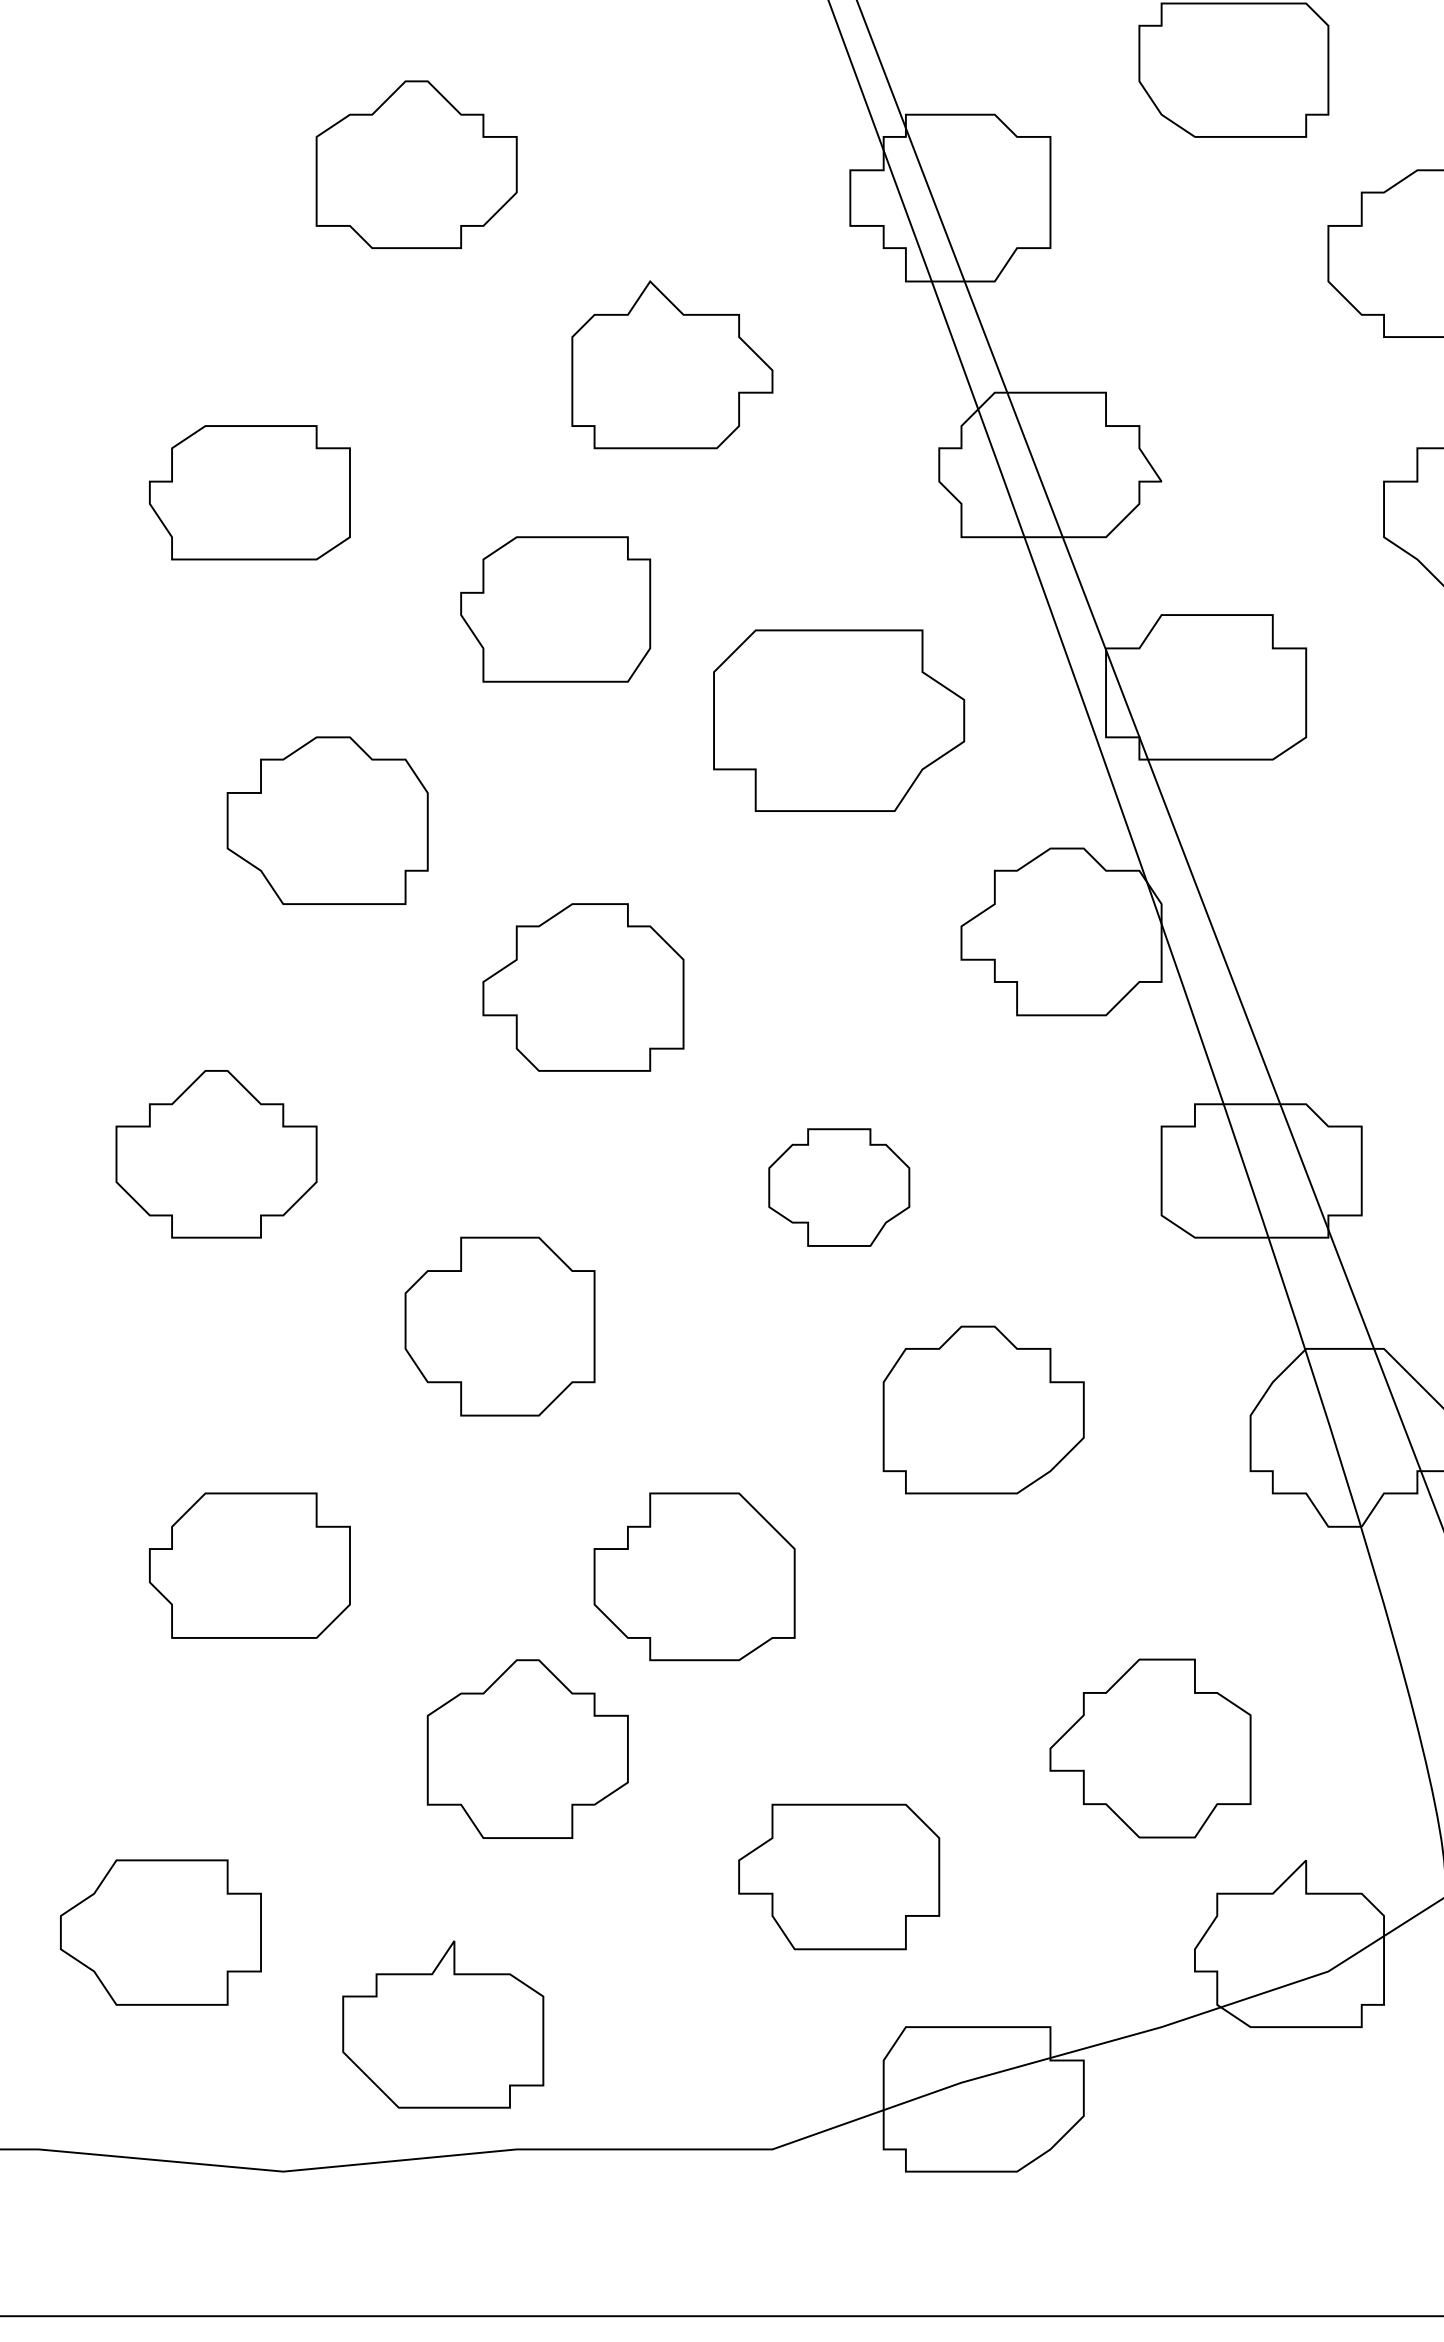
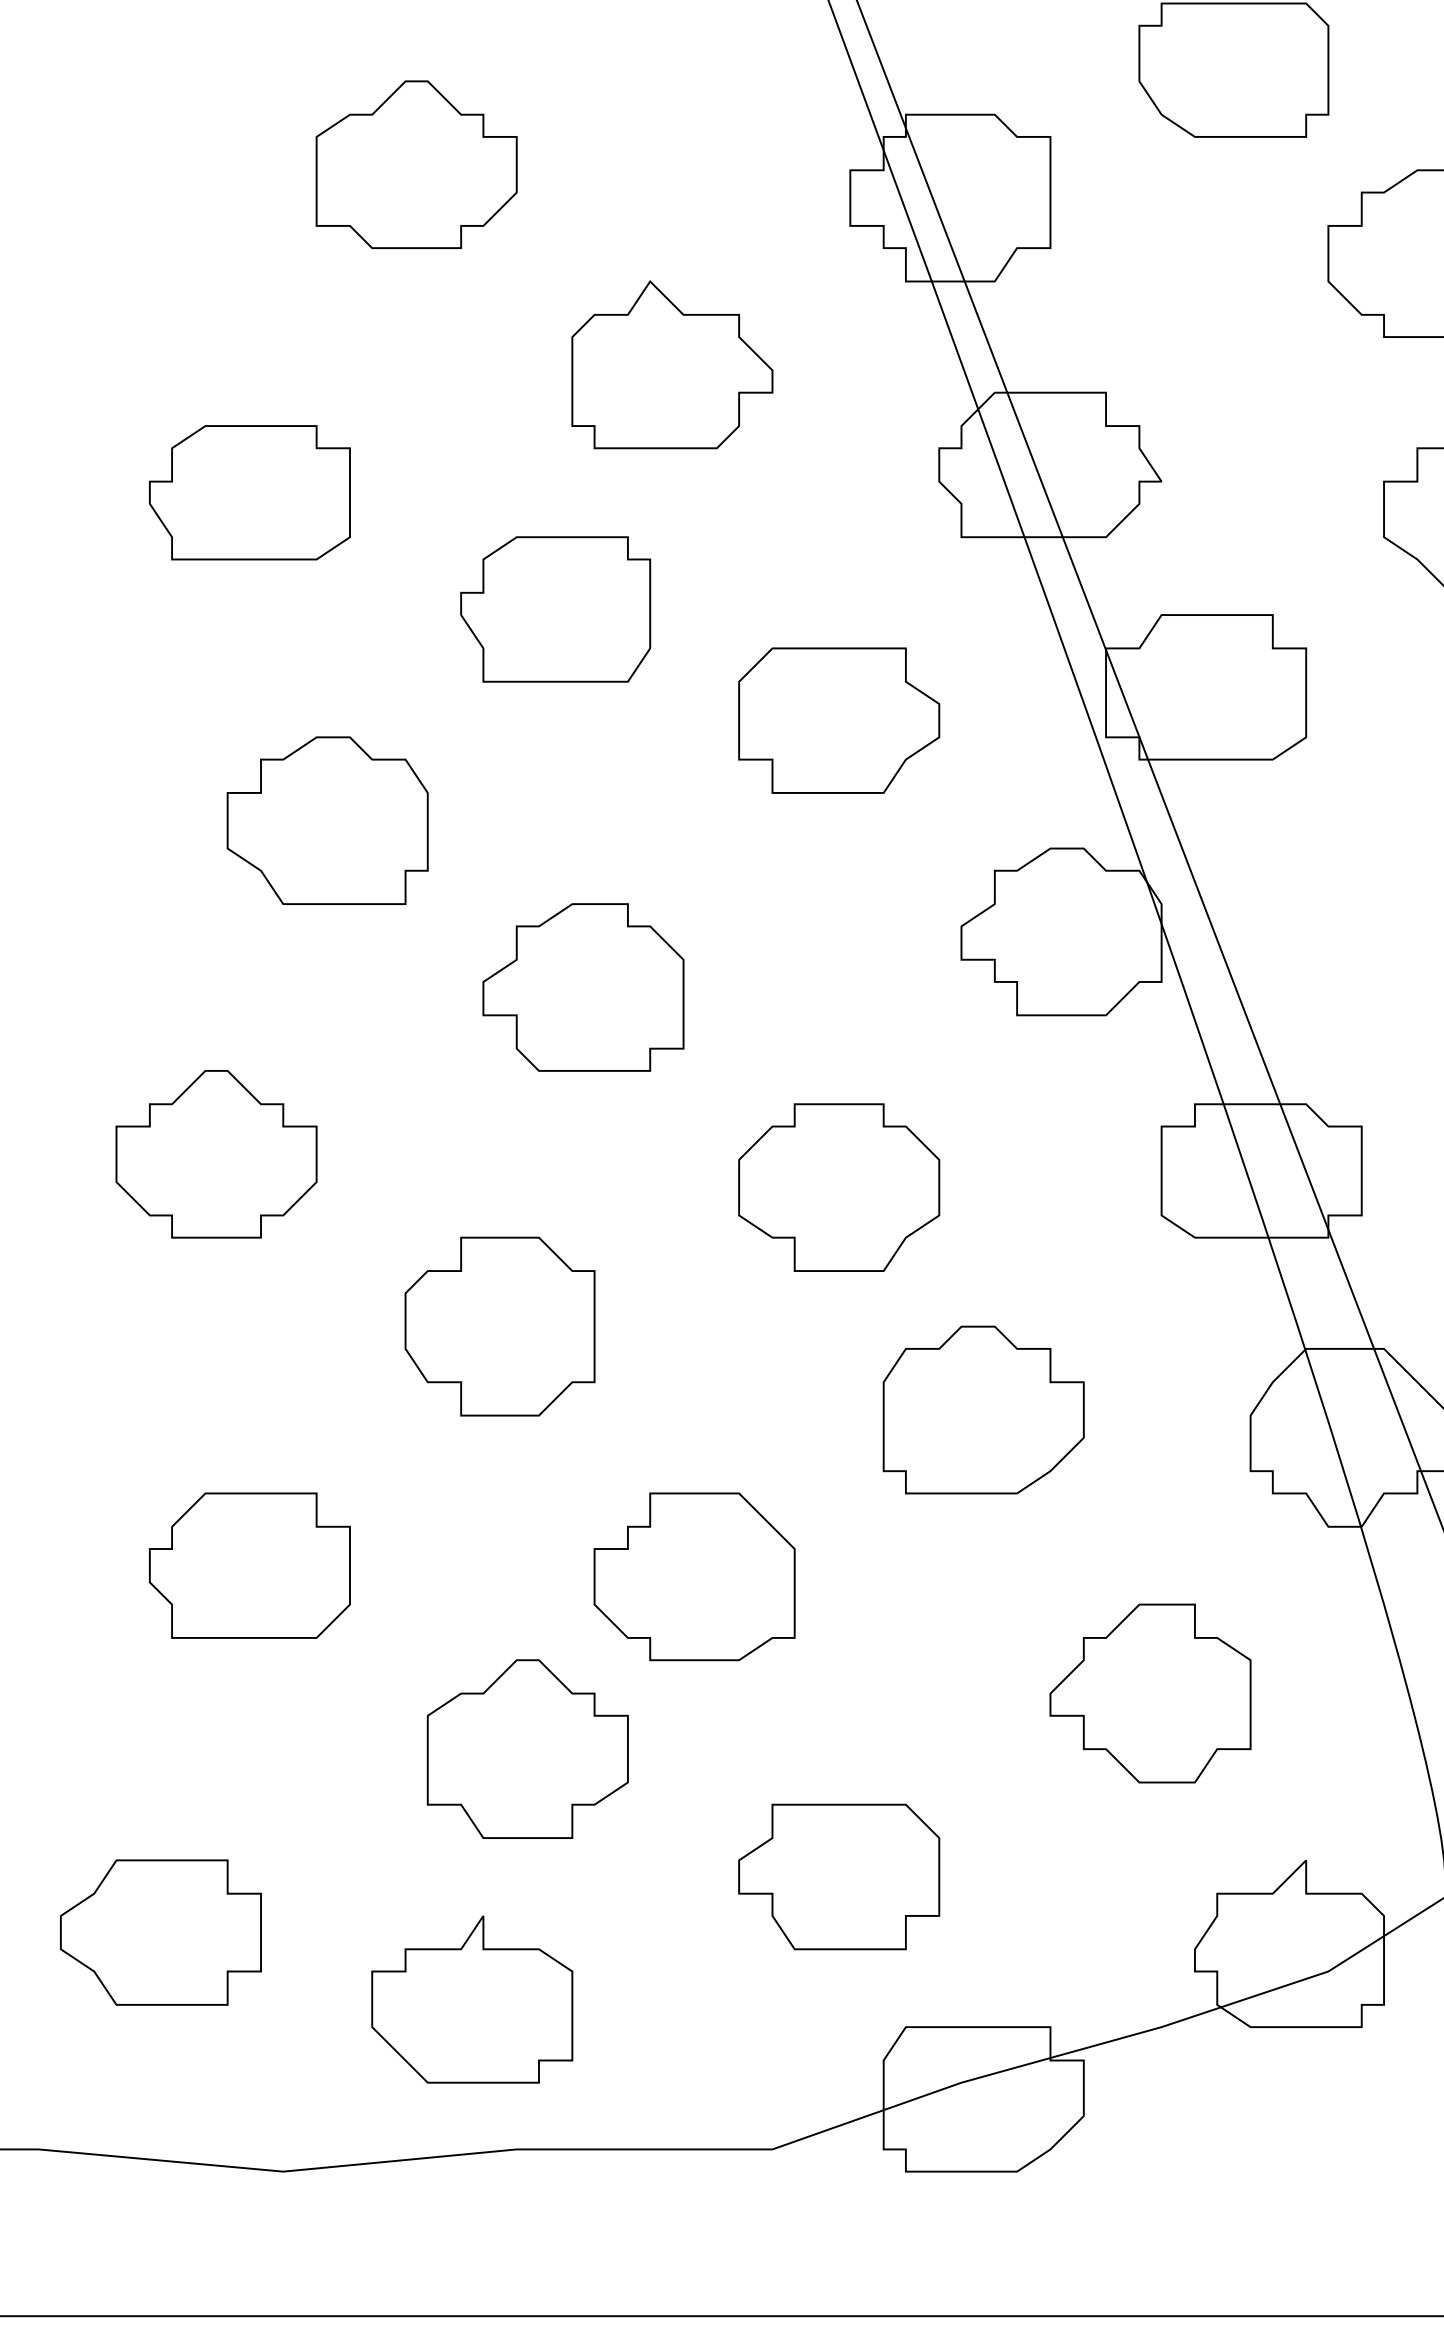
part size: 253x183 px -> 203x147 px (839, 720)
part size: 143x119 px -> 203x169 px (839, 1187)
part position: (1150, 1748) -> (1150, 1693) (1150, 1693)
part position: (443, 2024) -> (472, 1999) (472, 1999)
